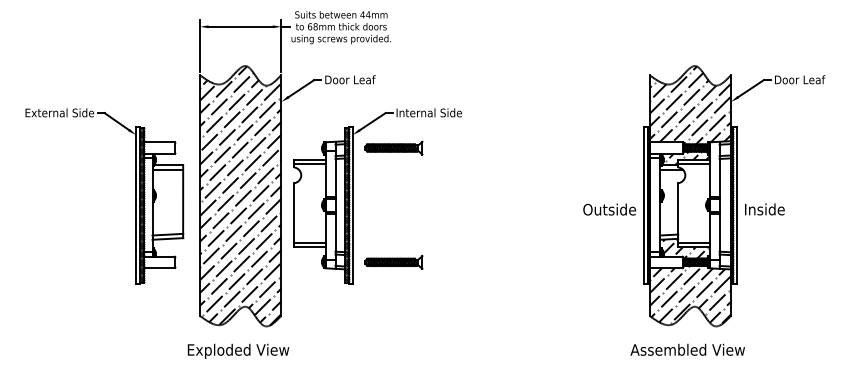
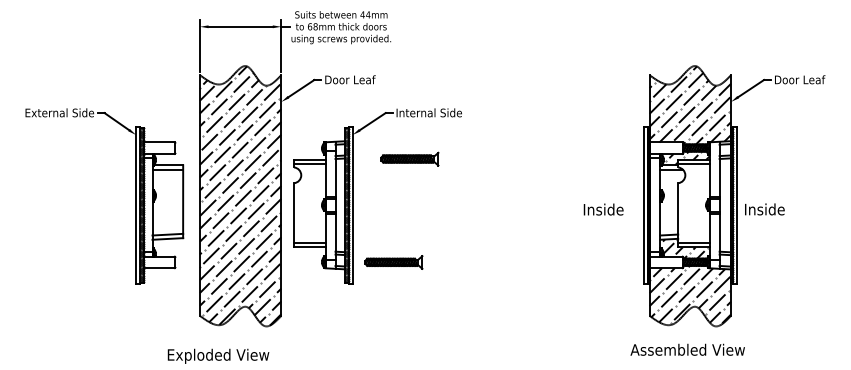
part position: (393, 147) -> (409, 158) (409, 158)
text: Outside -> Inside (609, 209)
text position: (238, 350) -> (218, 355) (218, 355)
